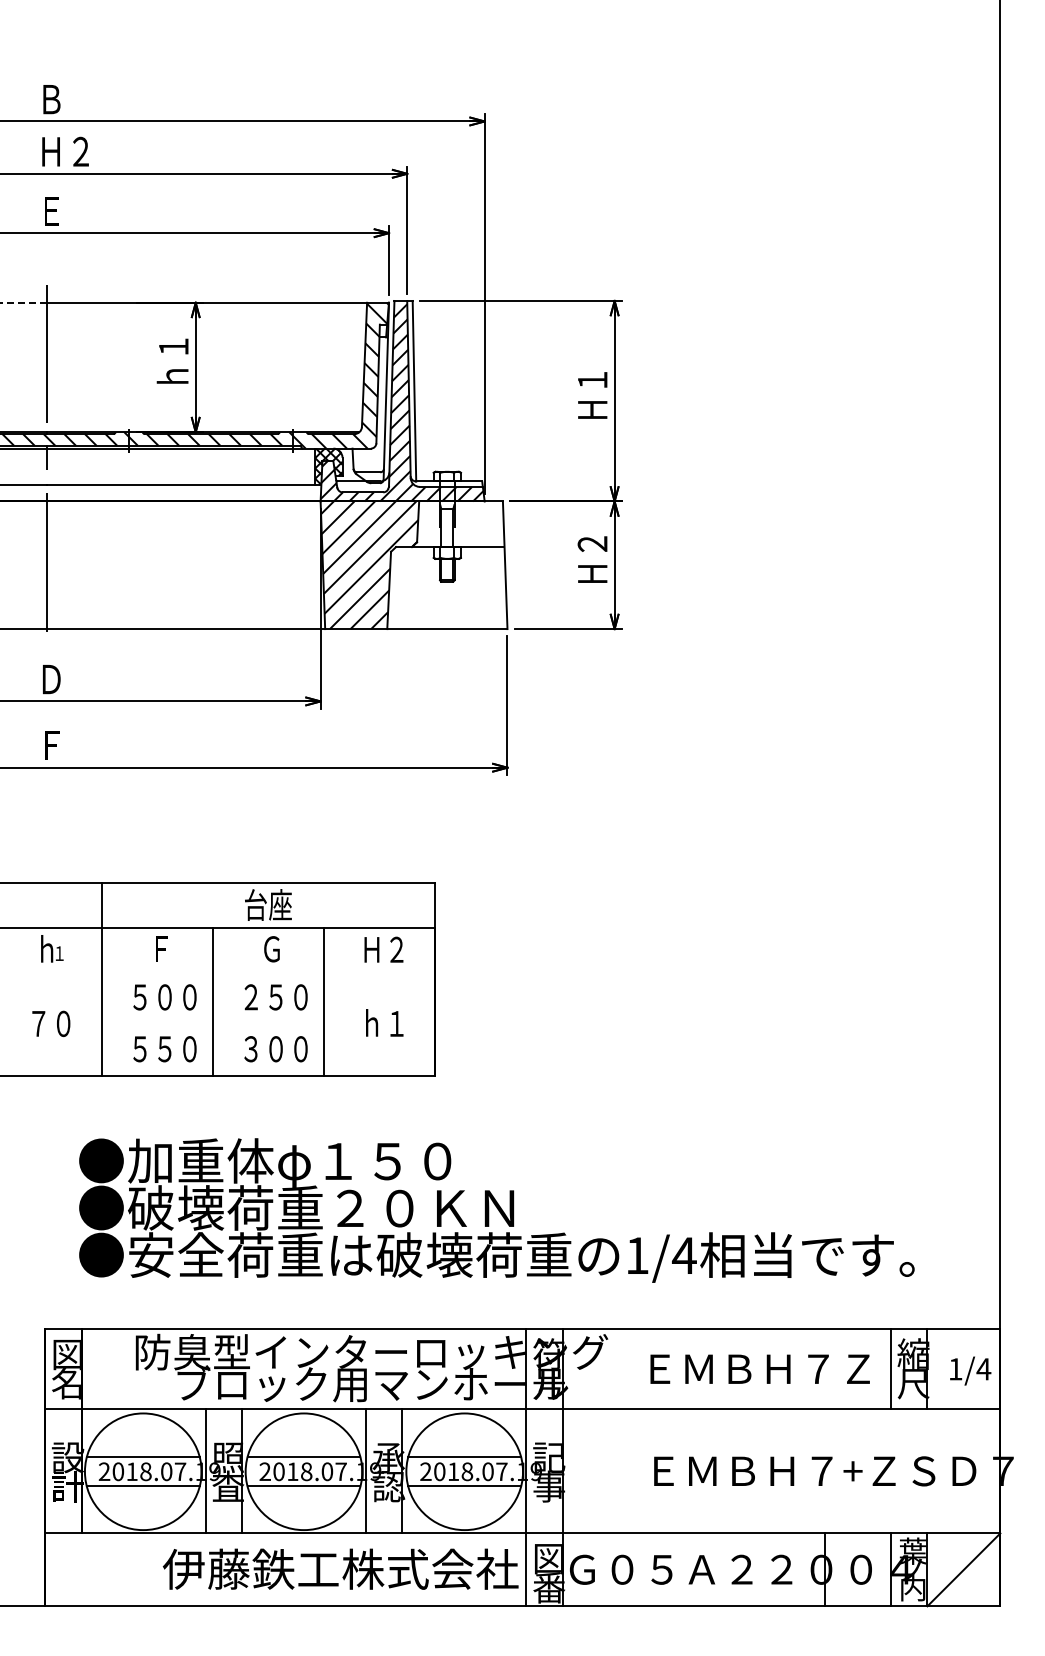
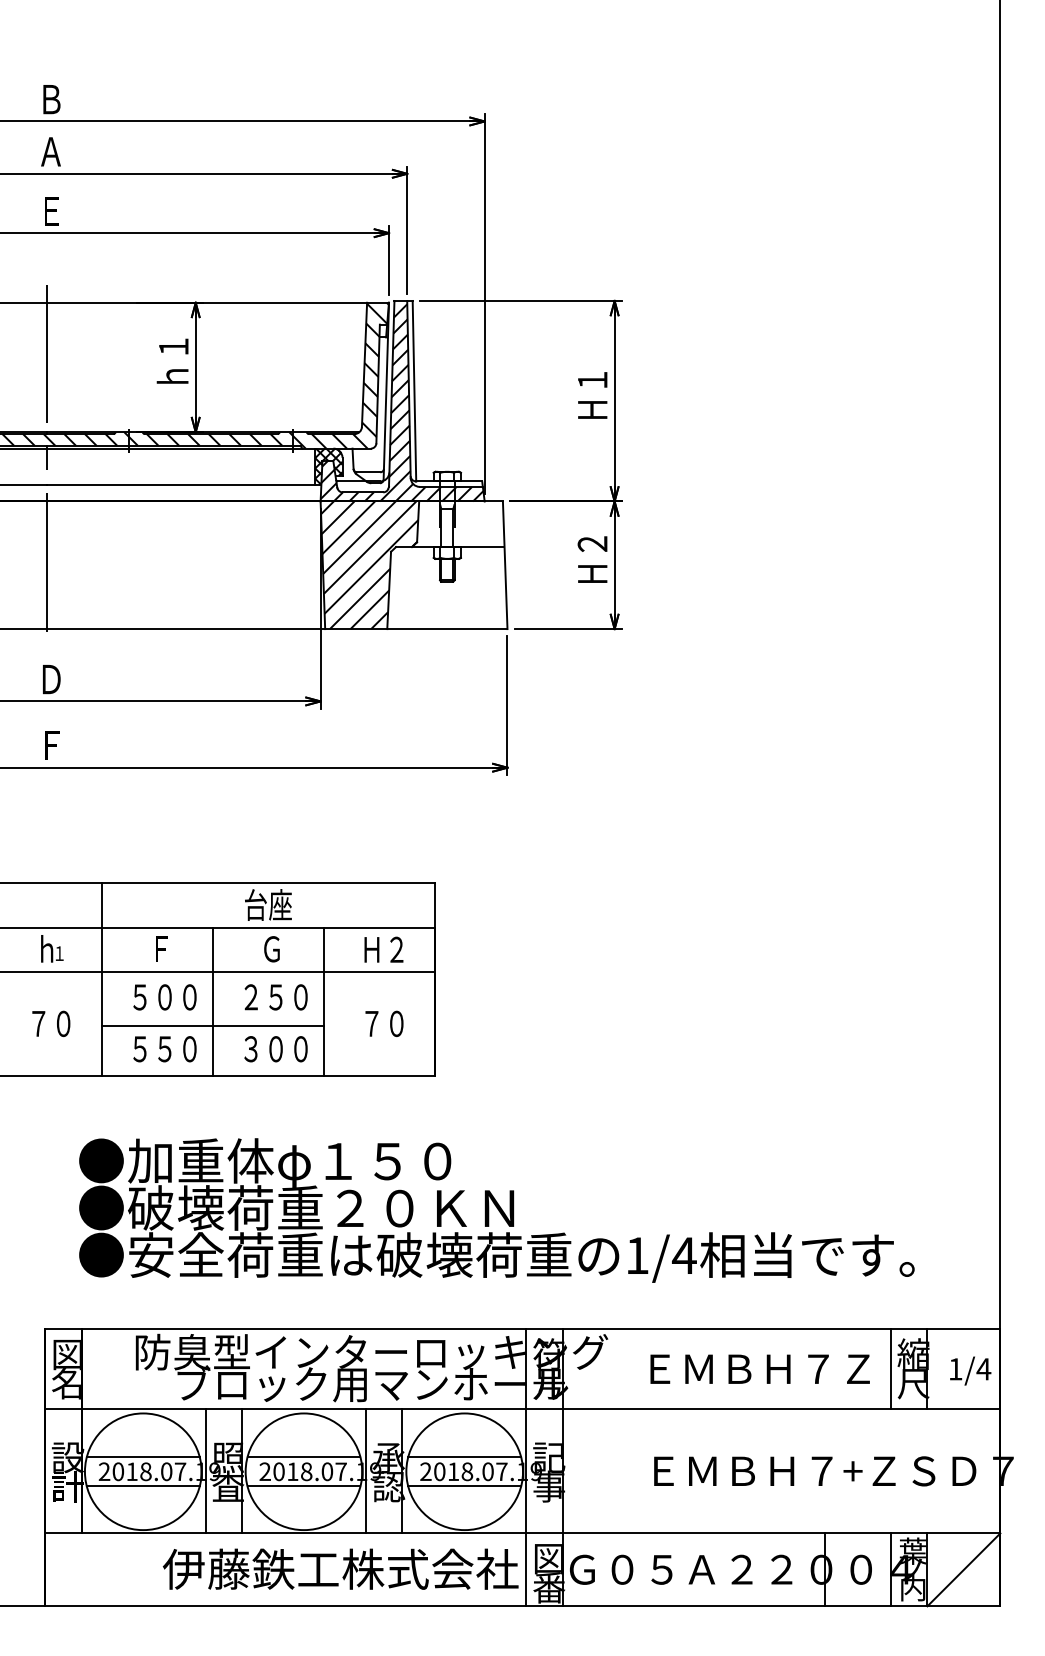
text: Ｈ２ -> Ａ (64, 151)
line: dashed -> solid (23, 302)
line: none -> present (218, 972)
text: ｈ１ -> ７０ (384, 1023)
line: none -> present (213, 1026)
